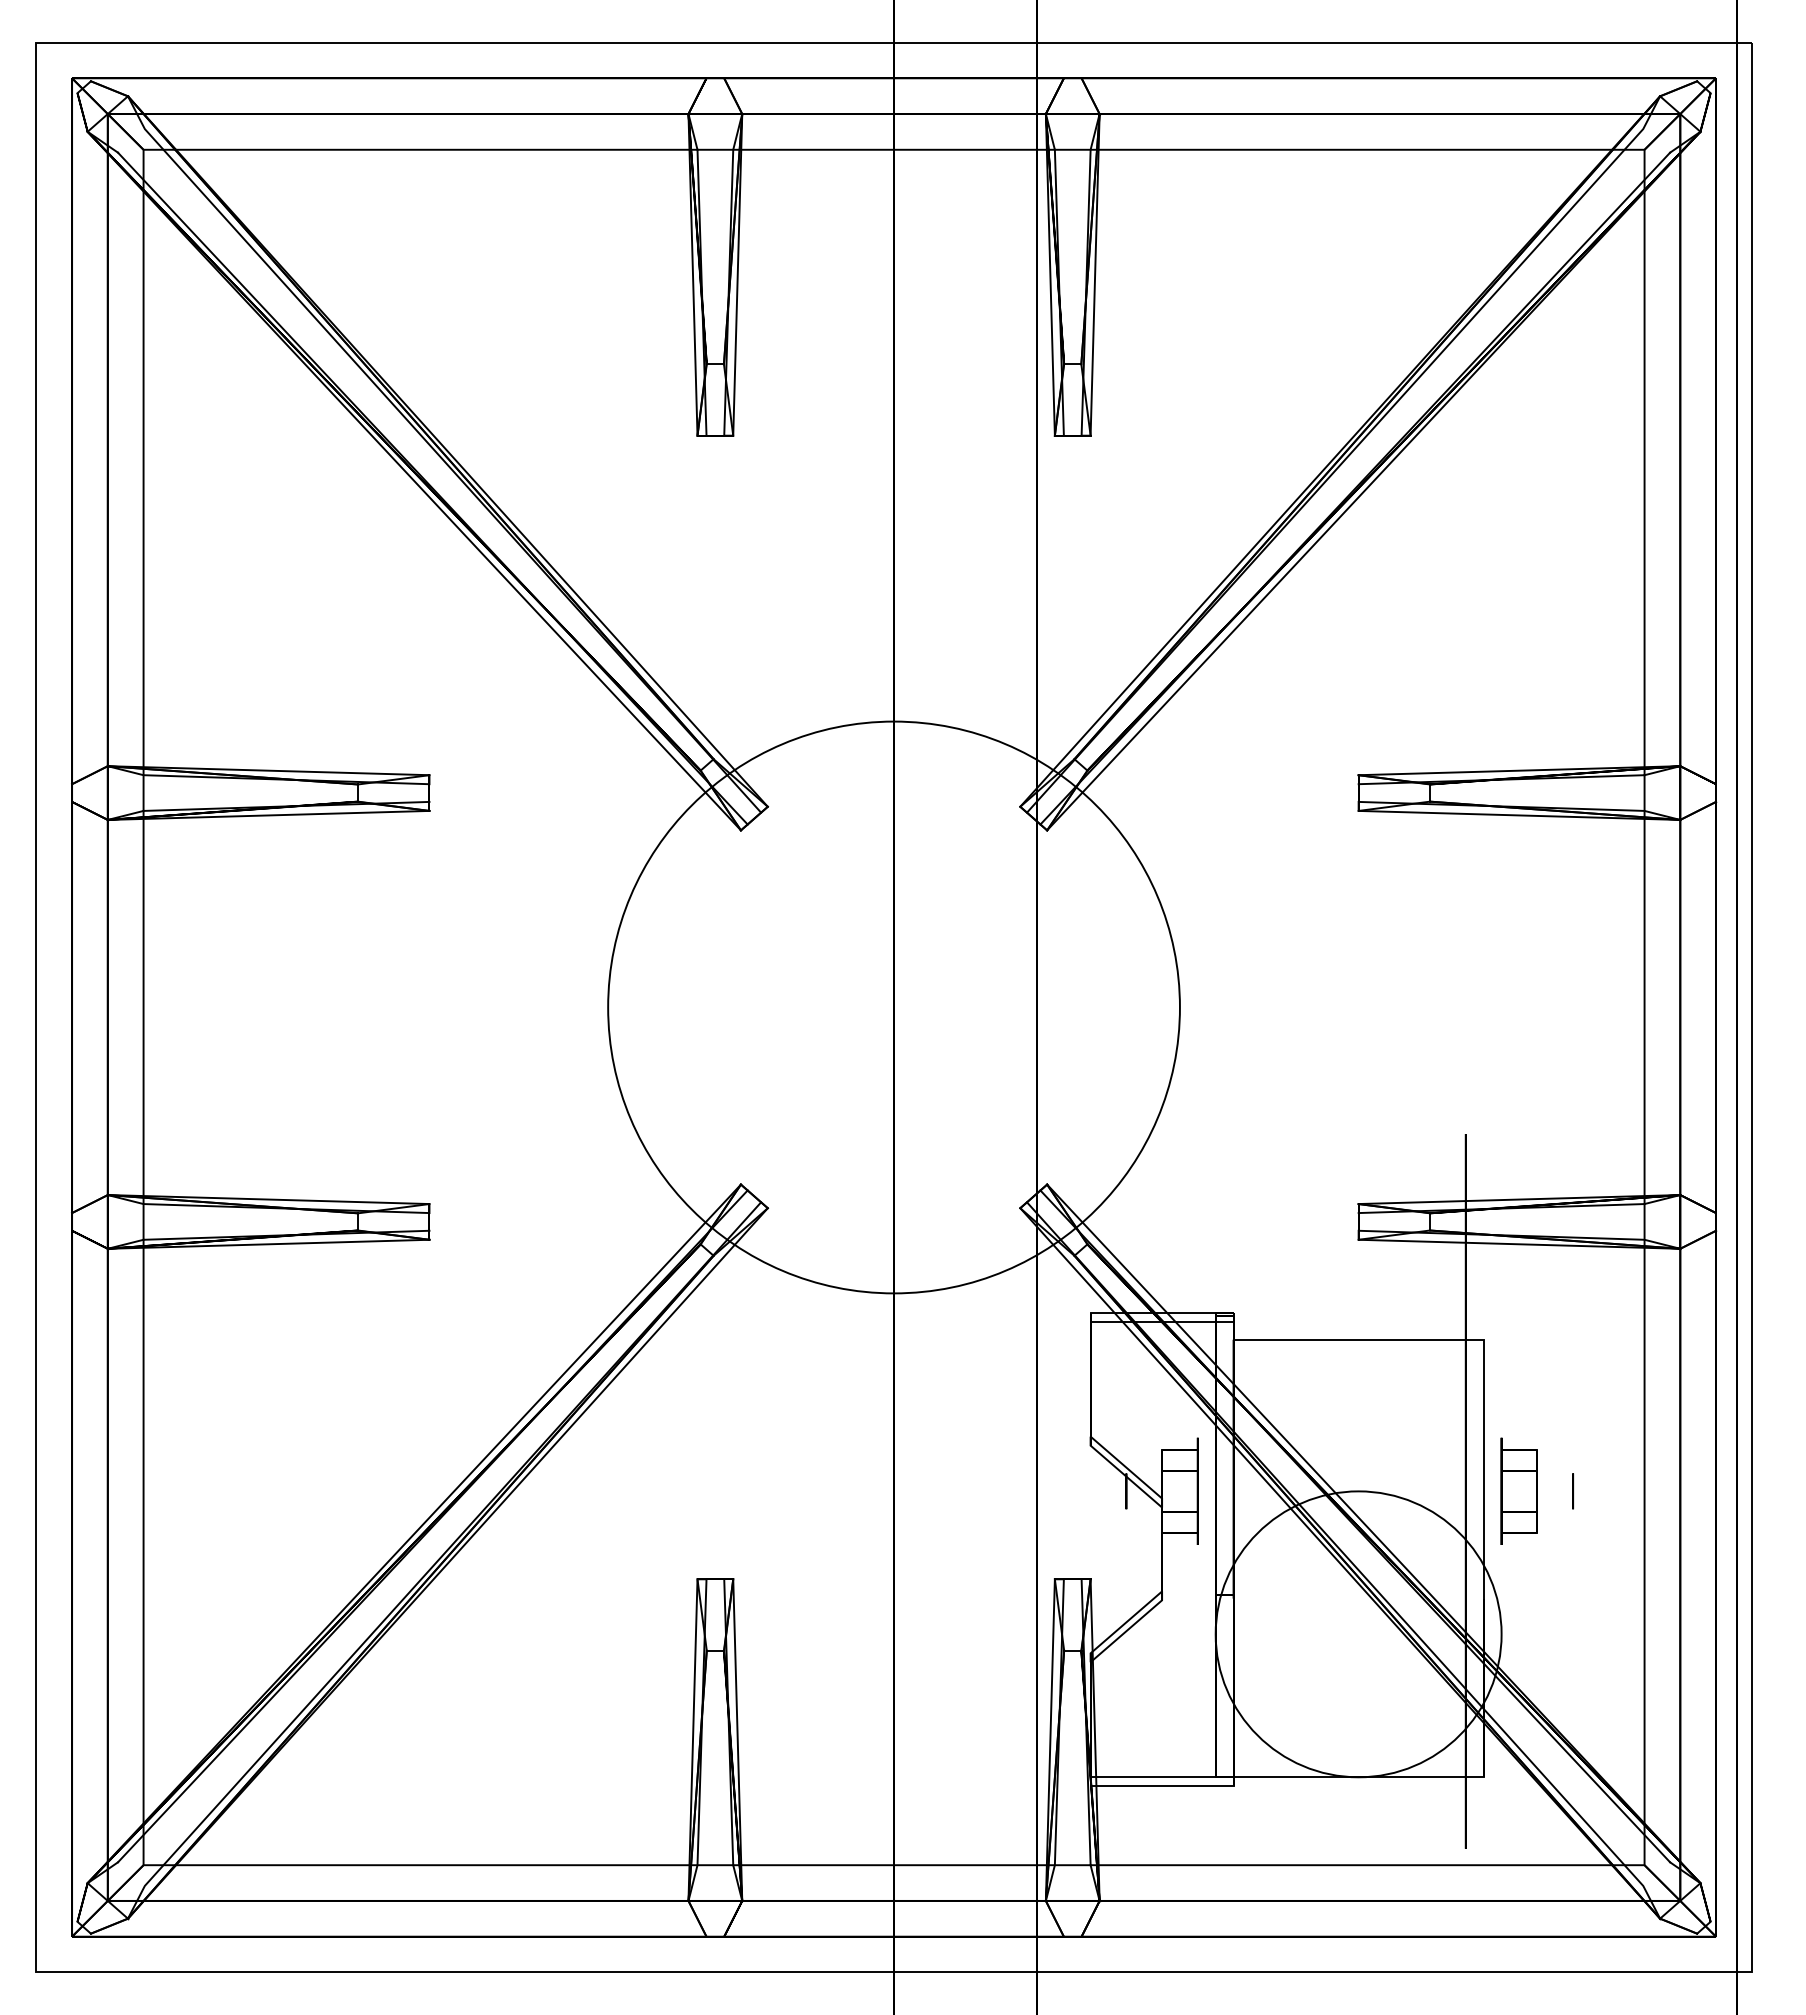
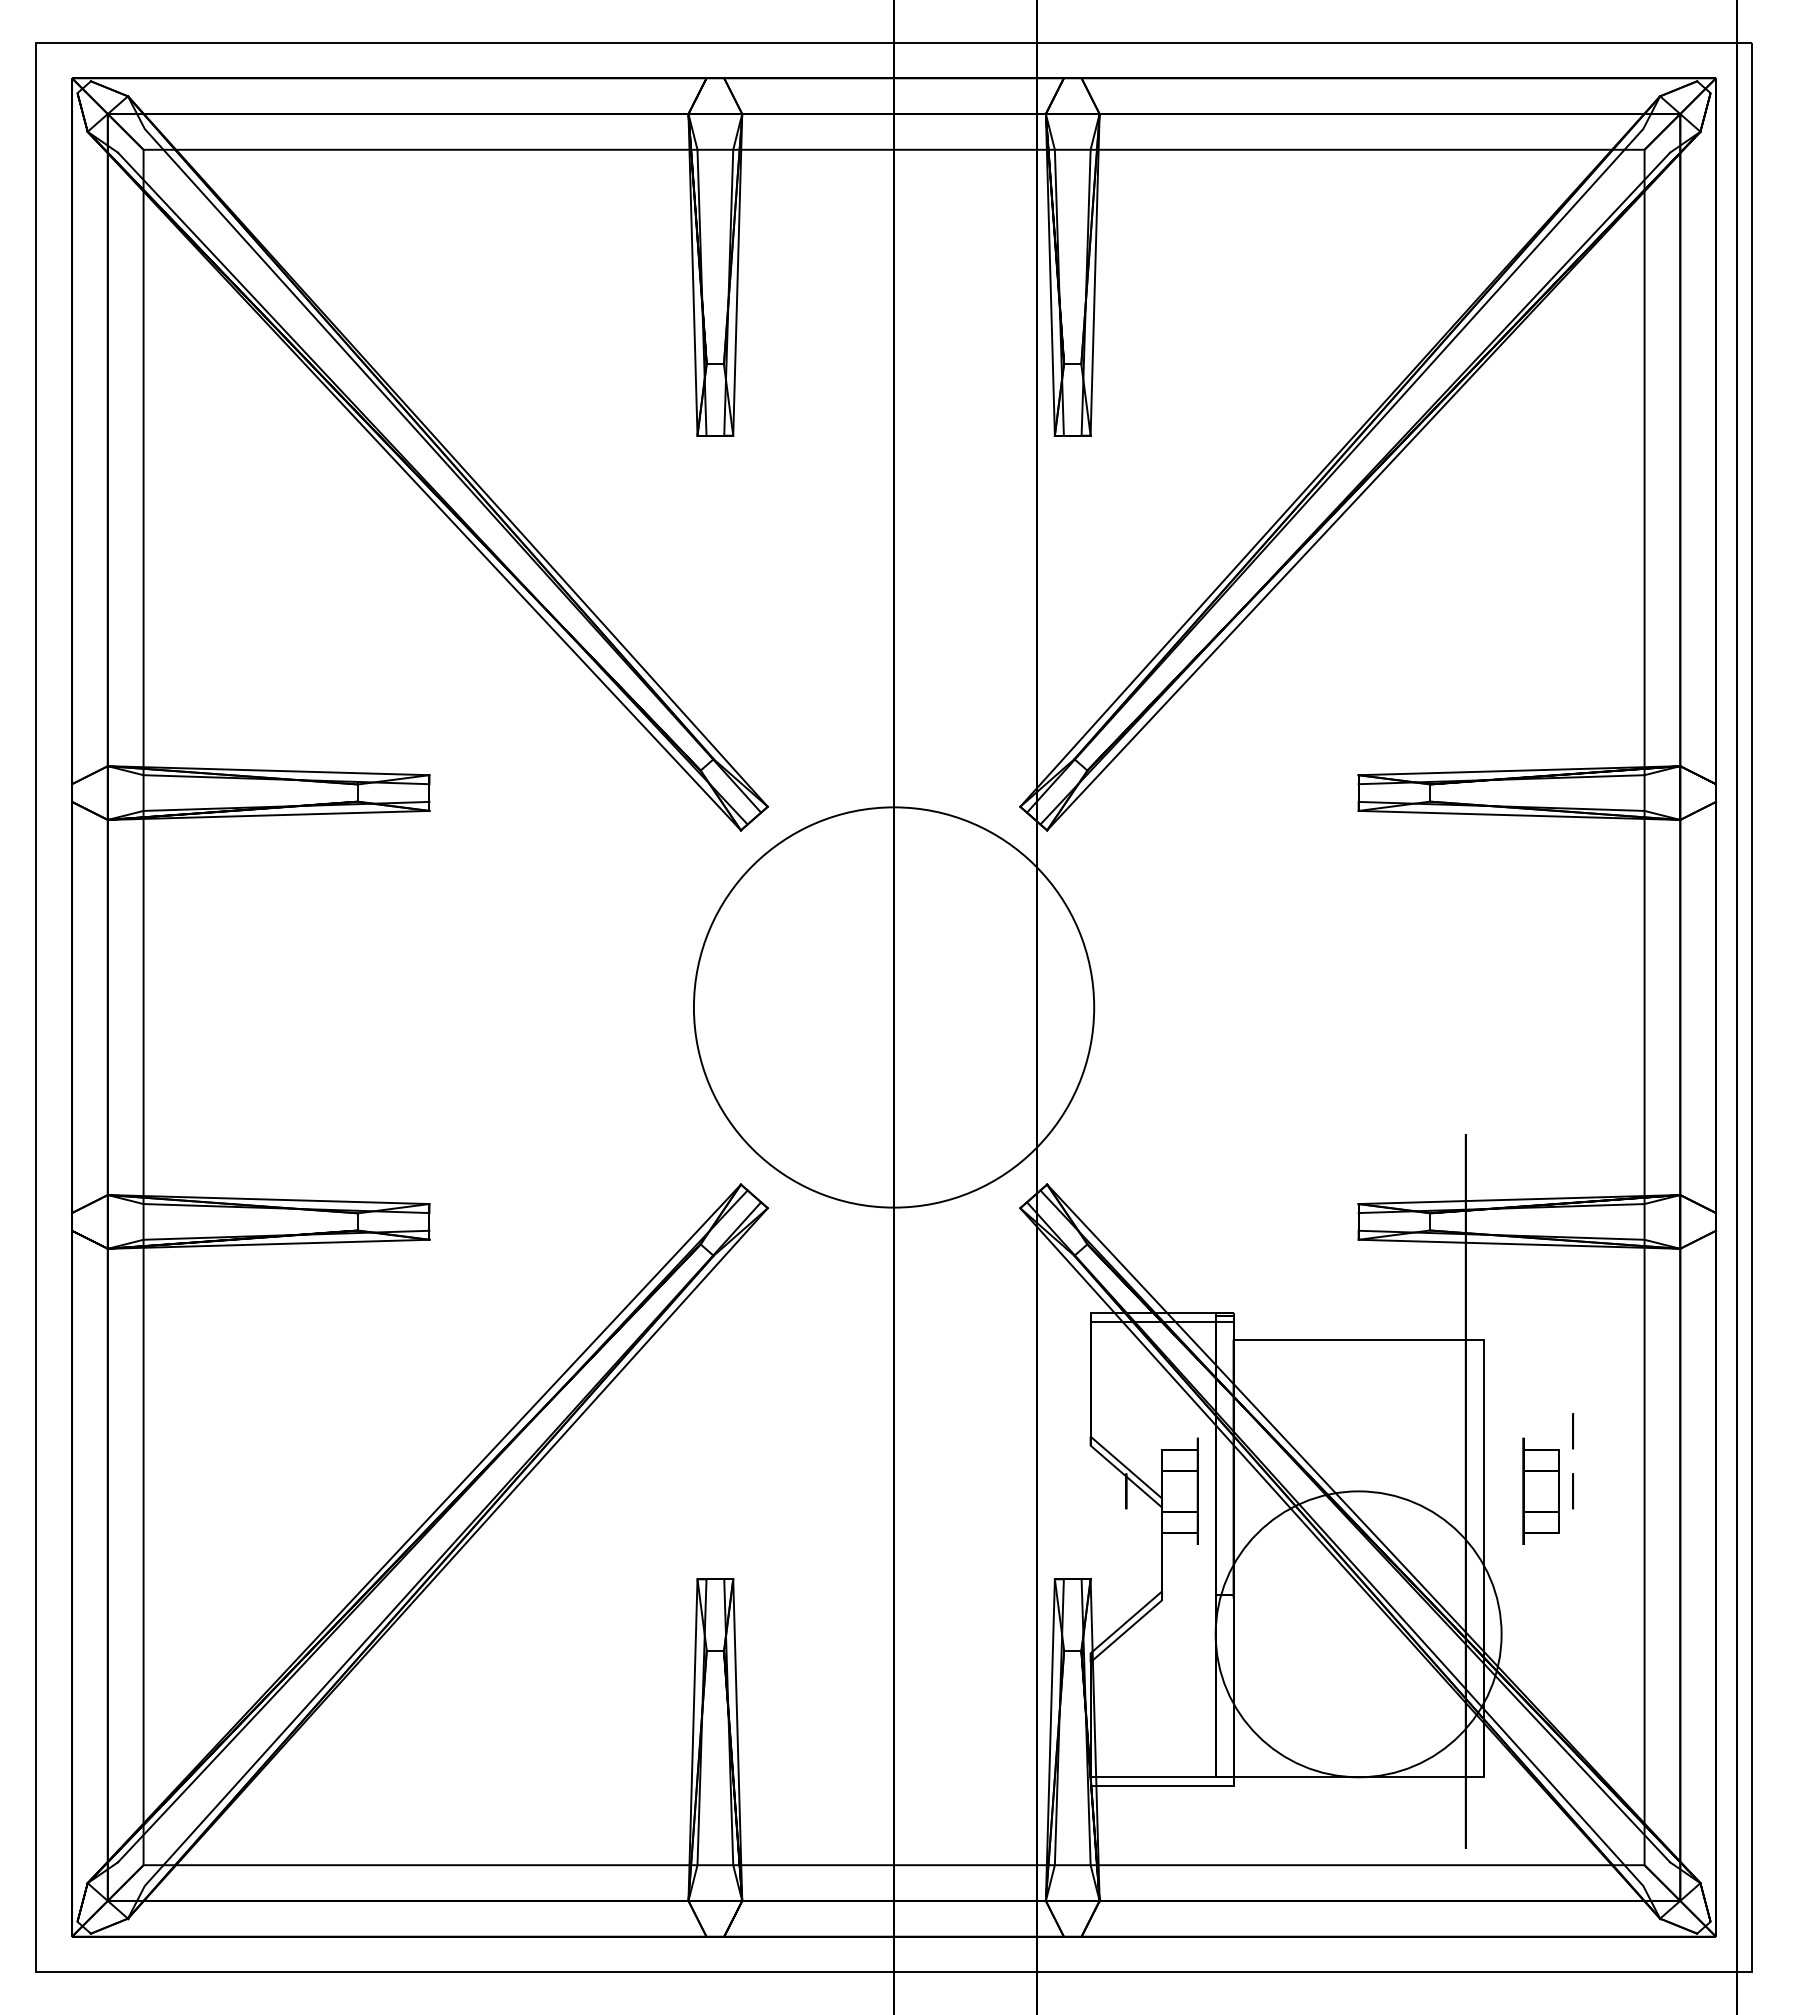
circle diameter: 572 px -> 400 px (893, 1007)
circle: none -> present (1572, 1431)
part position: (1518, 1490) -> (1540, 1490) (1540, 1490)
